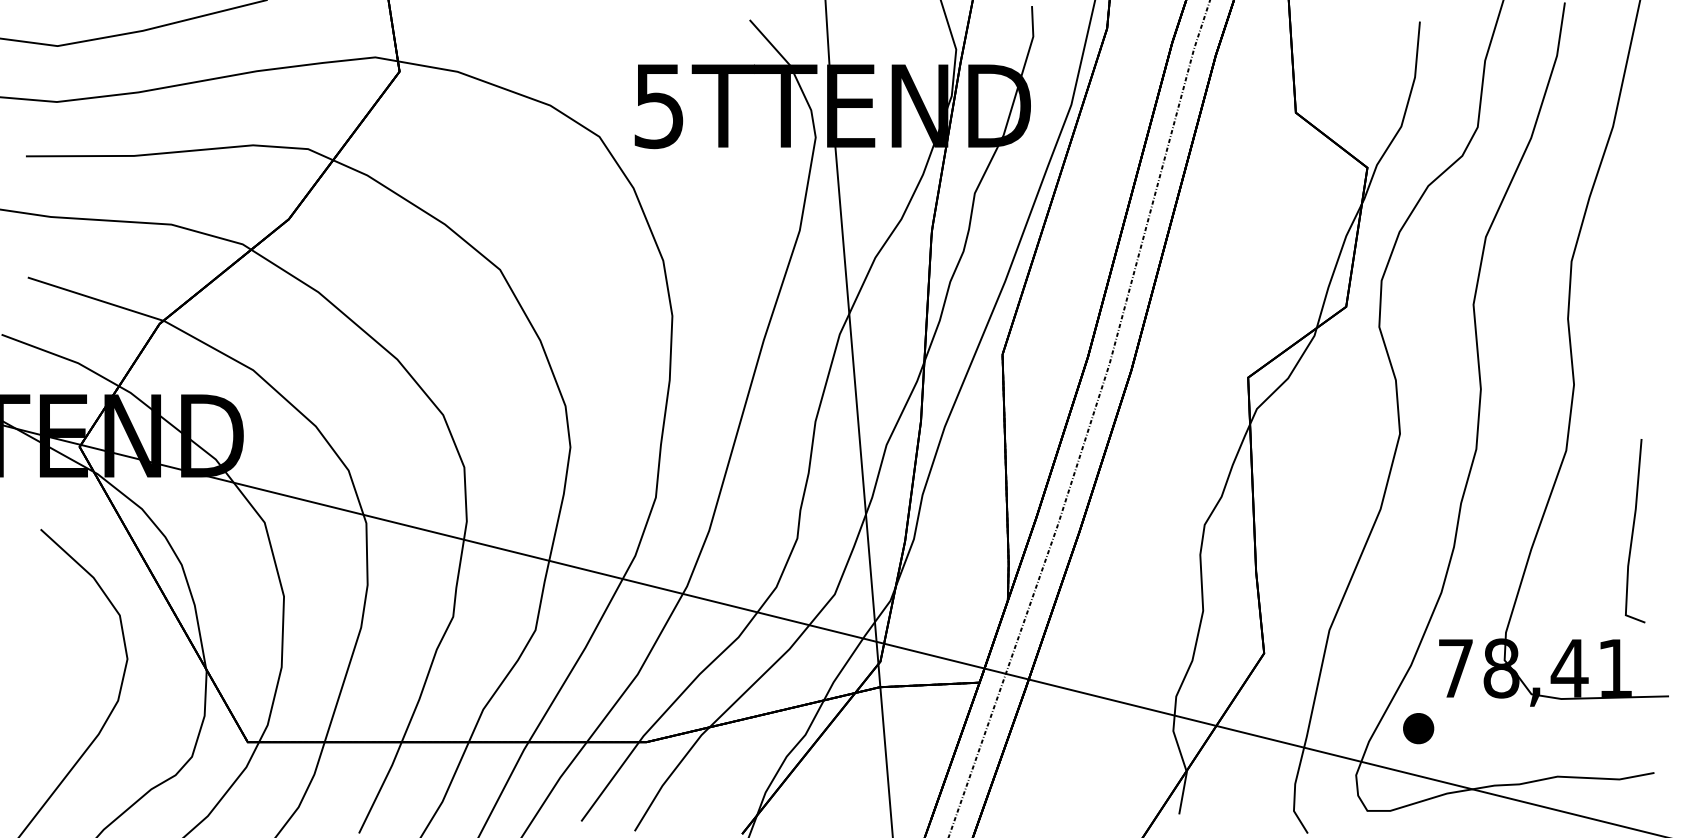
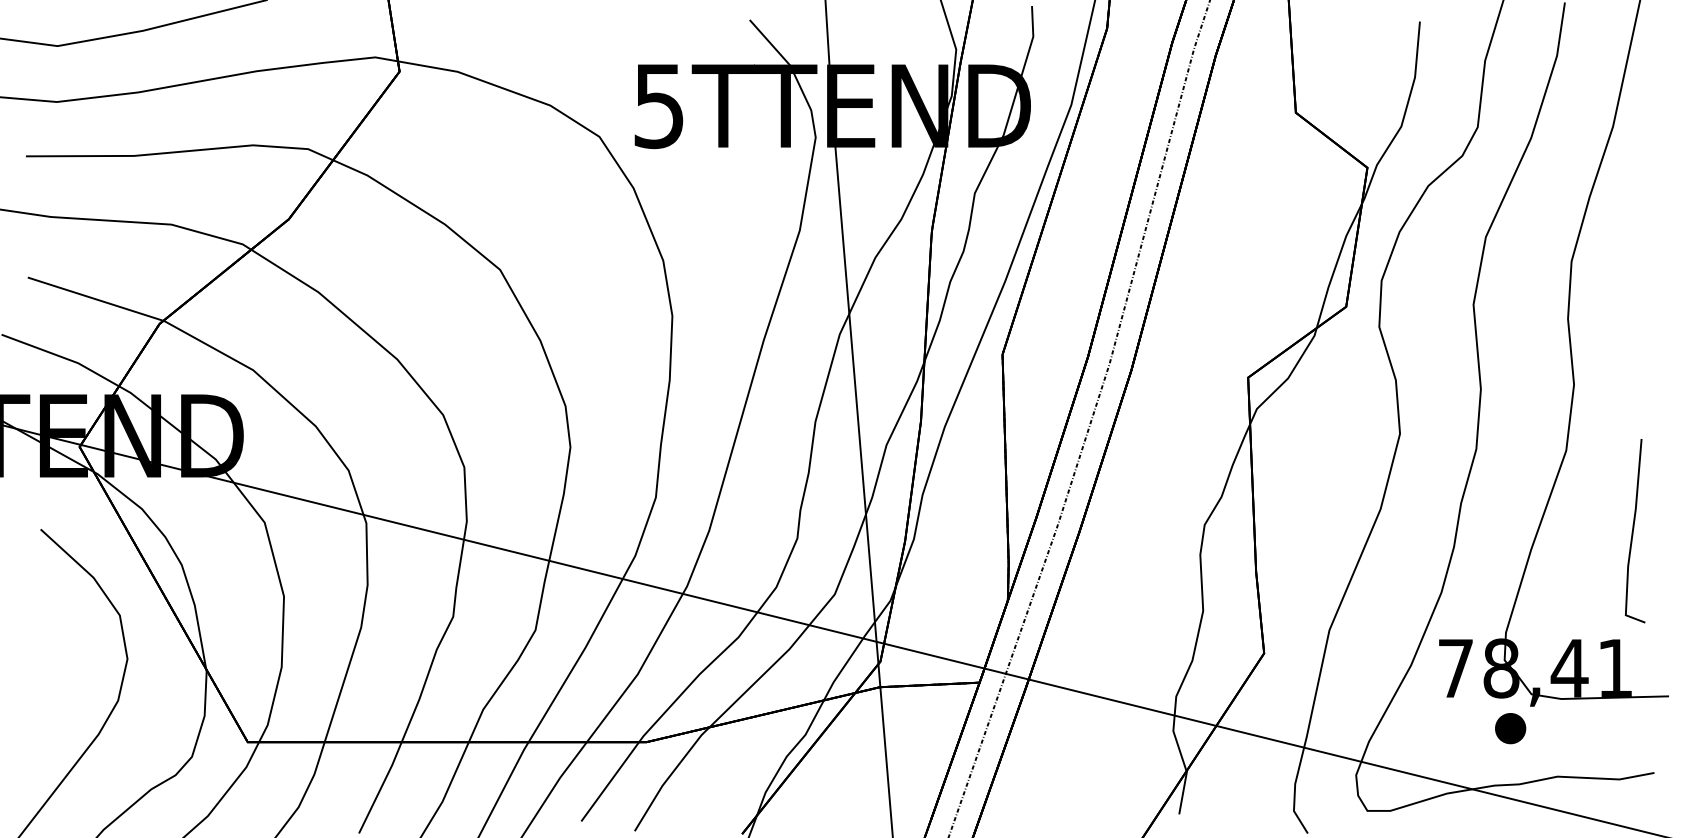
part position: (1418, 728) -> (1510, 728) (1510, 728)
